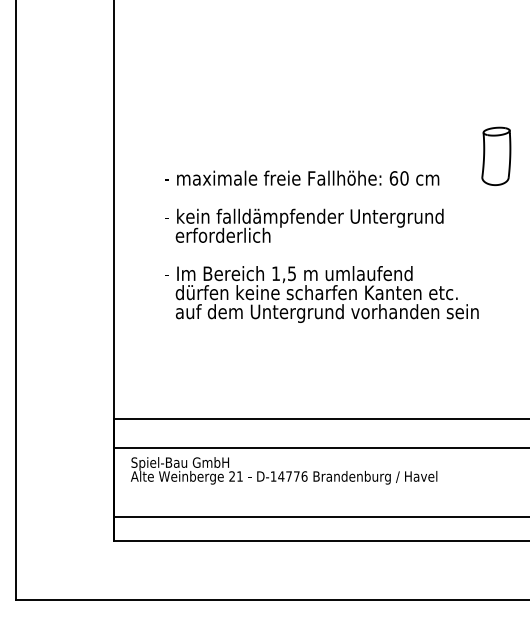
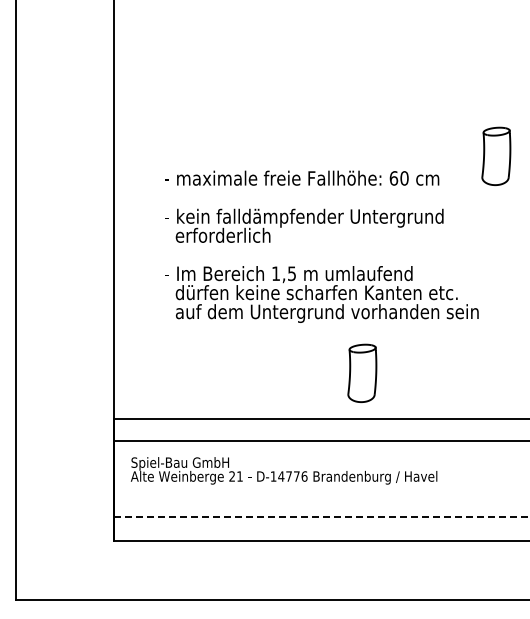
part: none -> present (362, 372)
line position: (320, 448) -> (320, 441) (320, 441)
line: solid -> dashed (322, 516)
